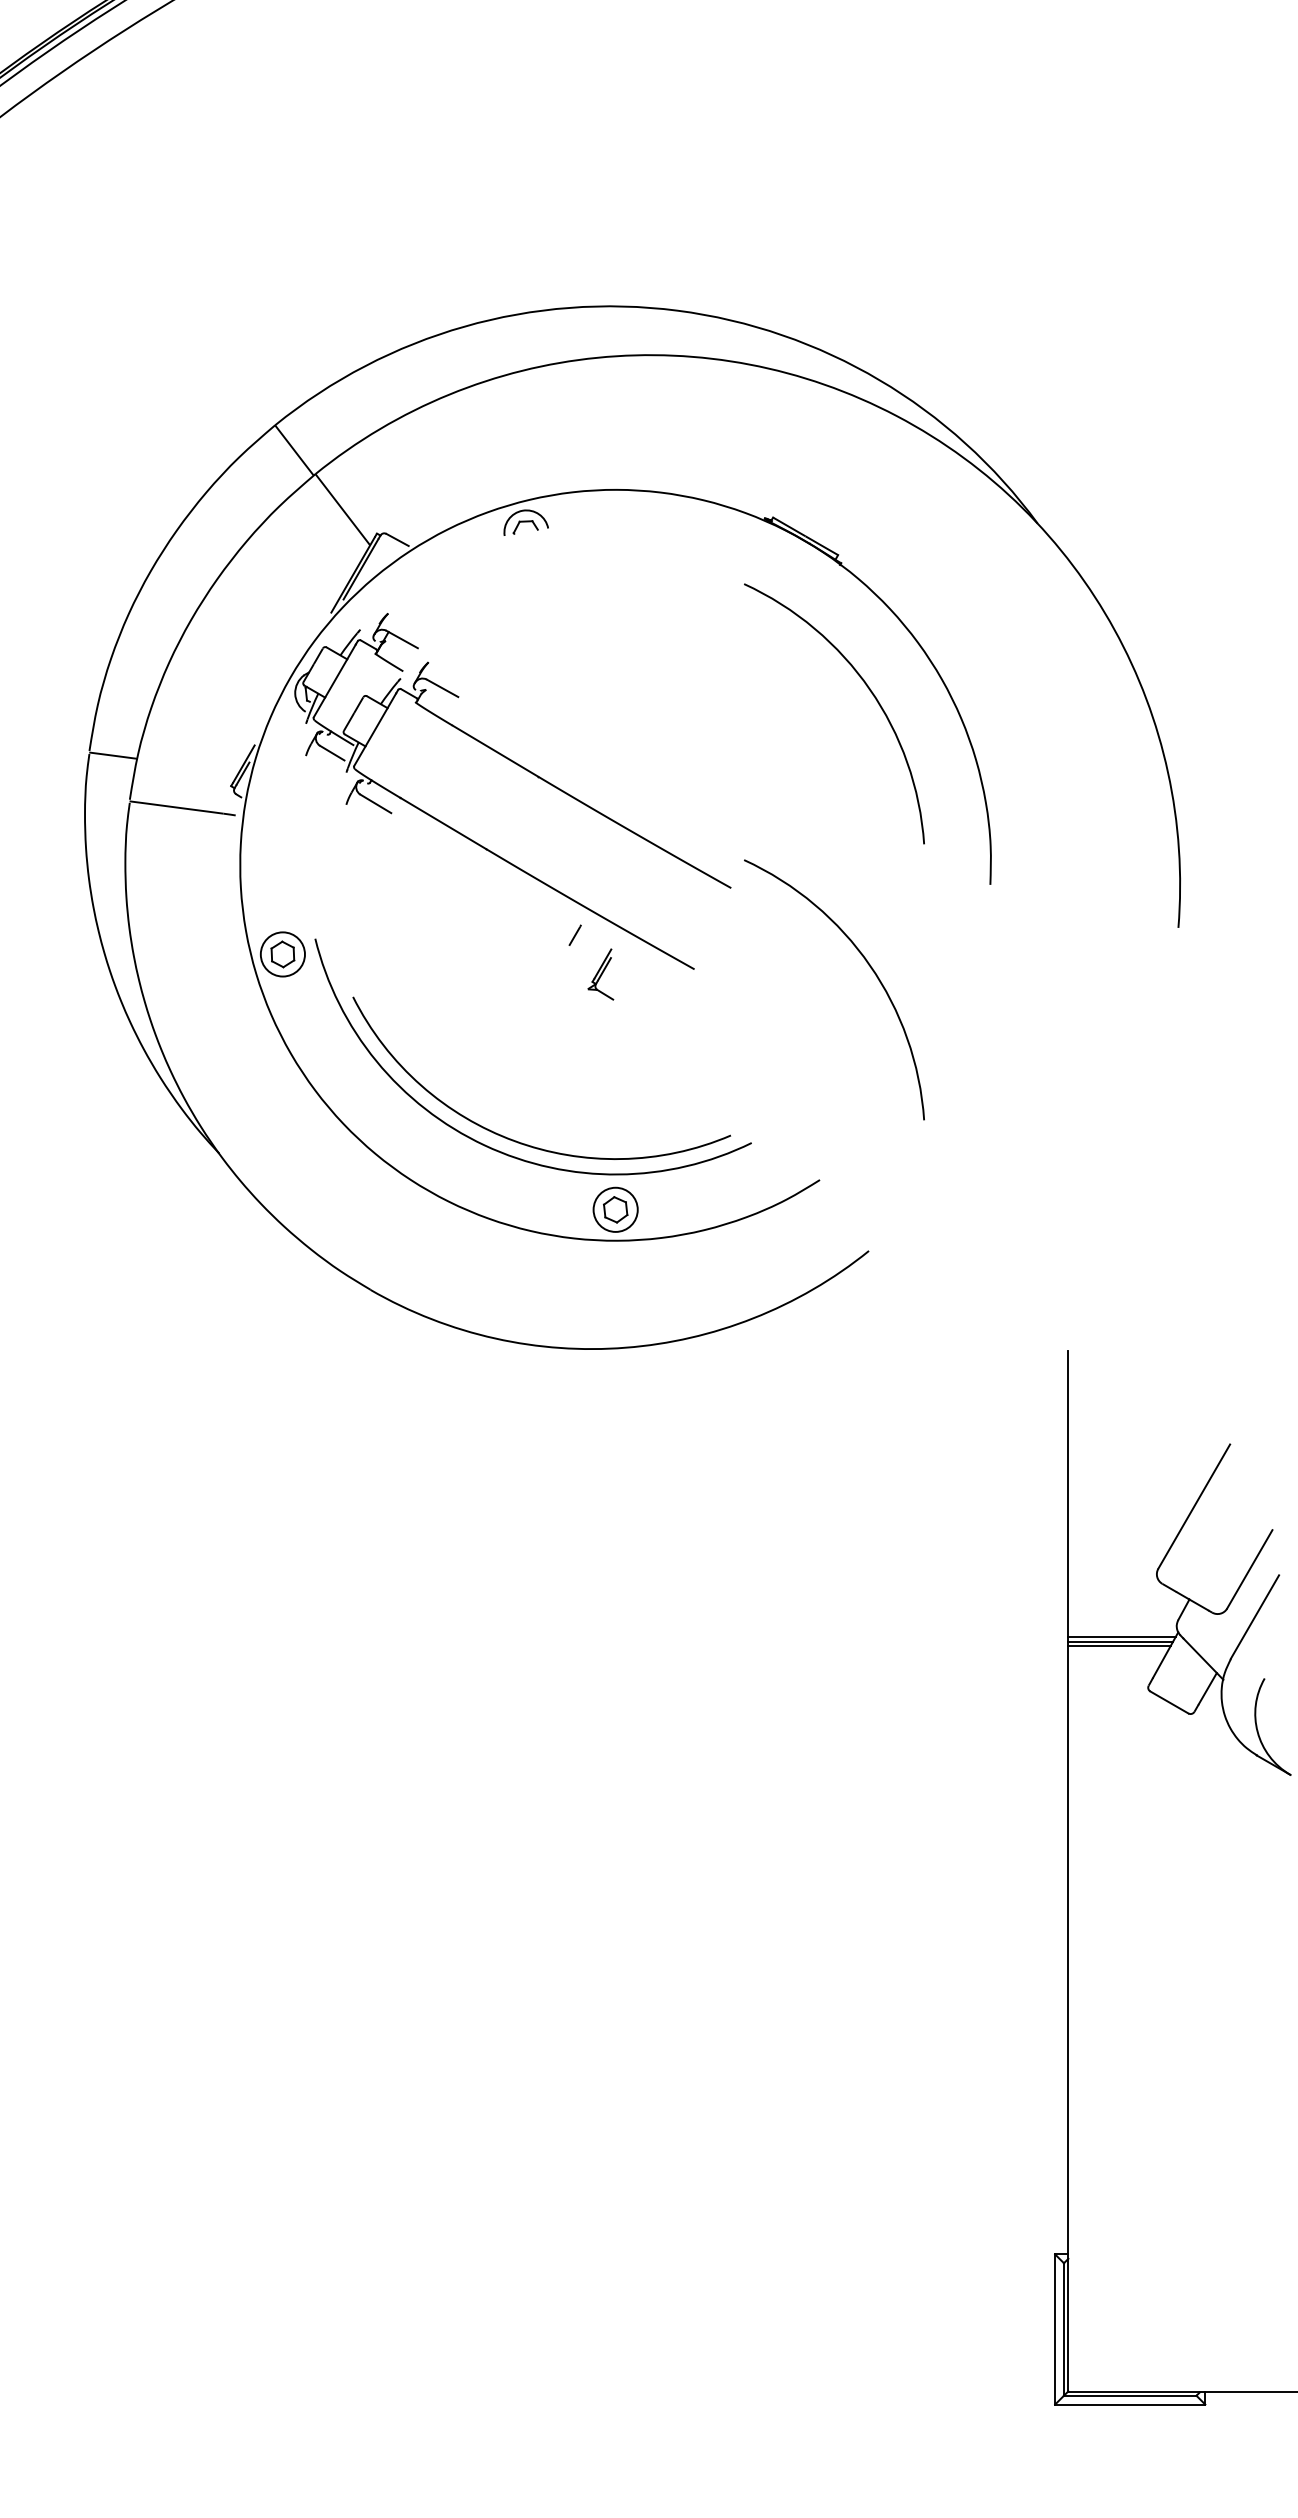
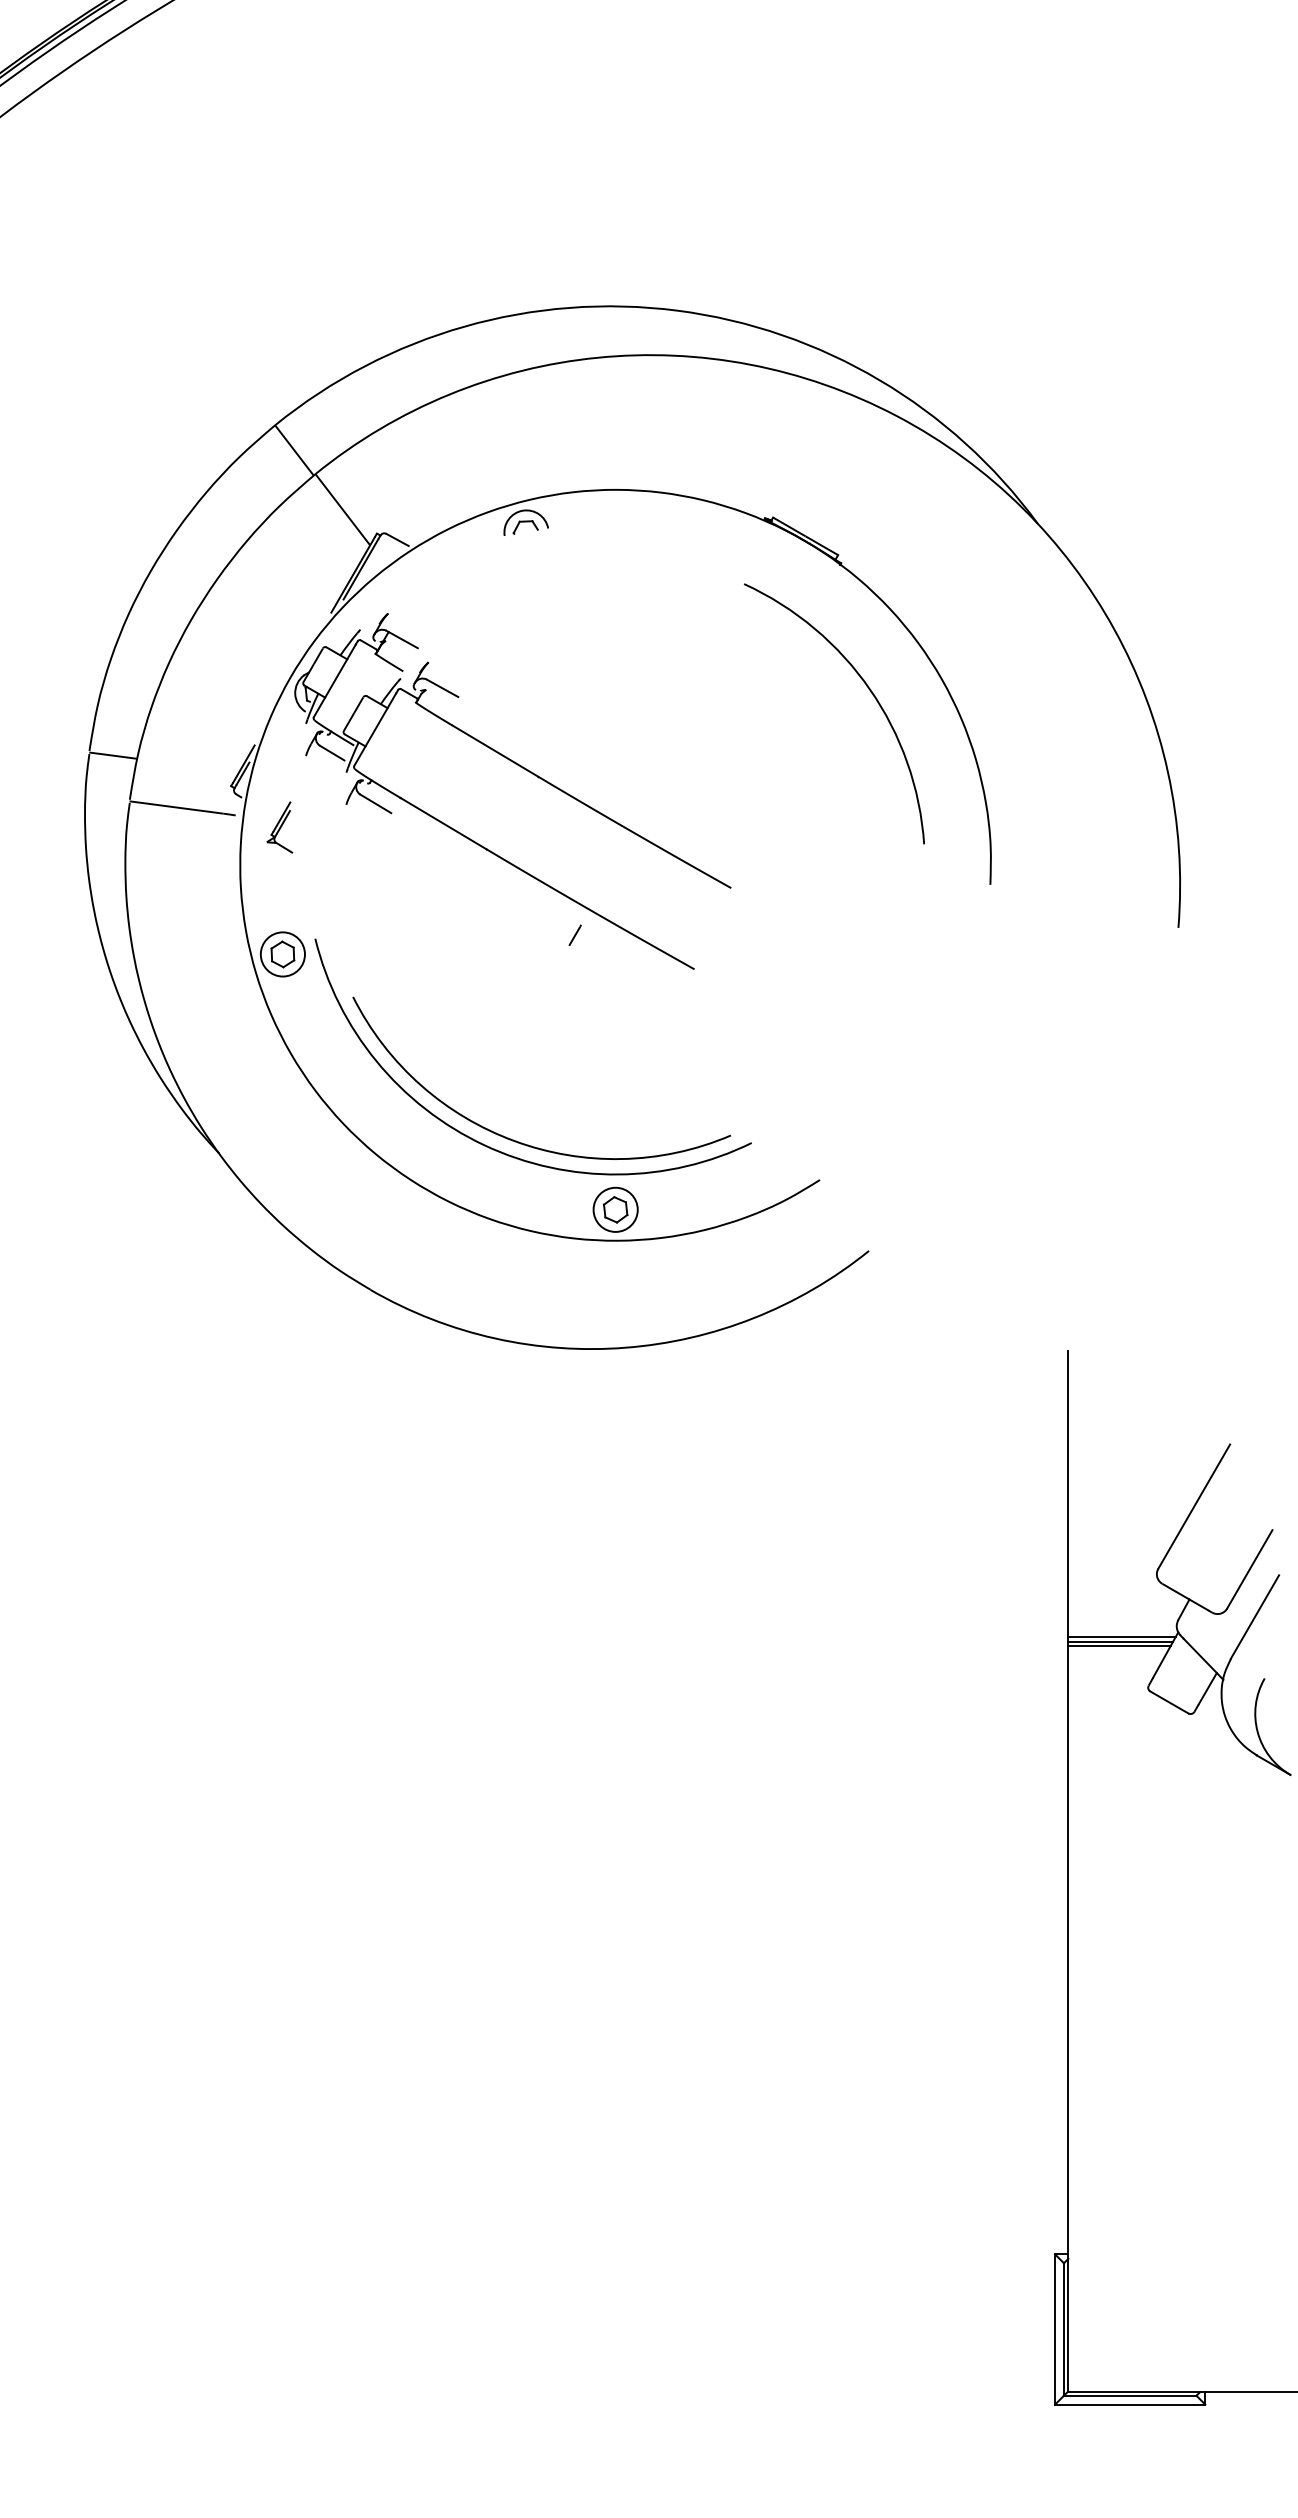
arc: present -> none (868, 965)
part position: (600, 974) -> (279, 827) (279, 827)
